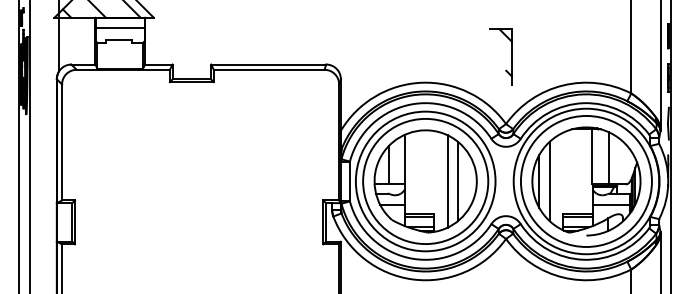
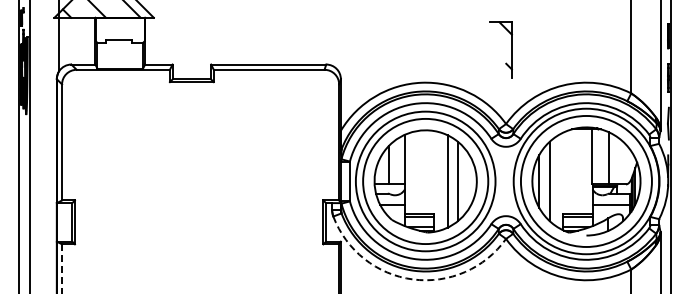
line: present -> none (119, 28)
part position: (511, 56) -> (511, 49) (511, 49)
line: solid -> dashed (62, 269)
arc: solid -> dashed (413, 279)
